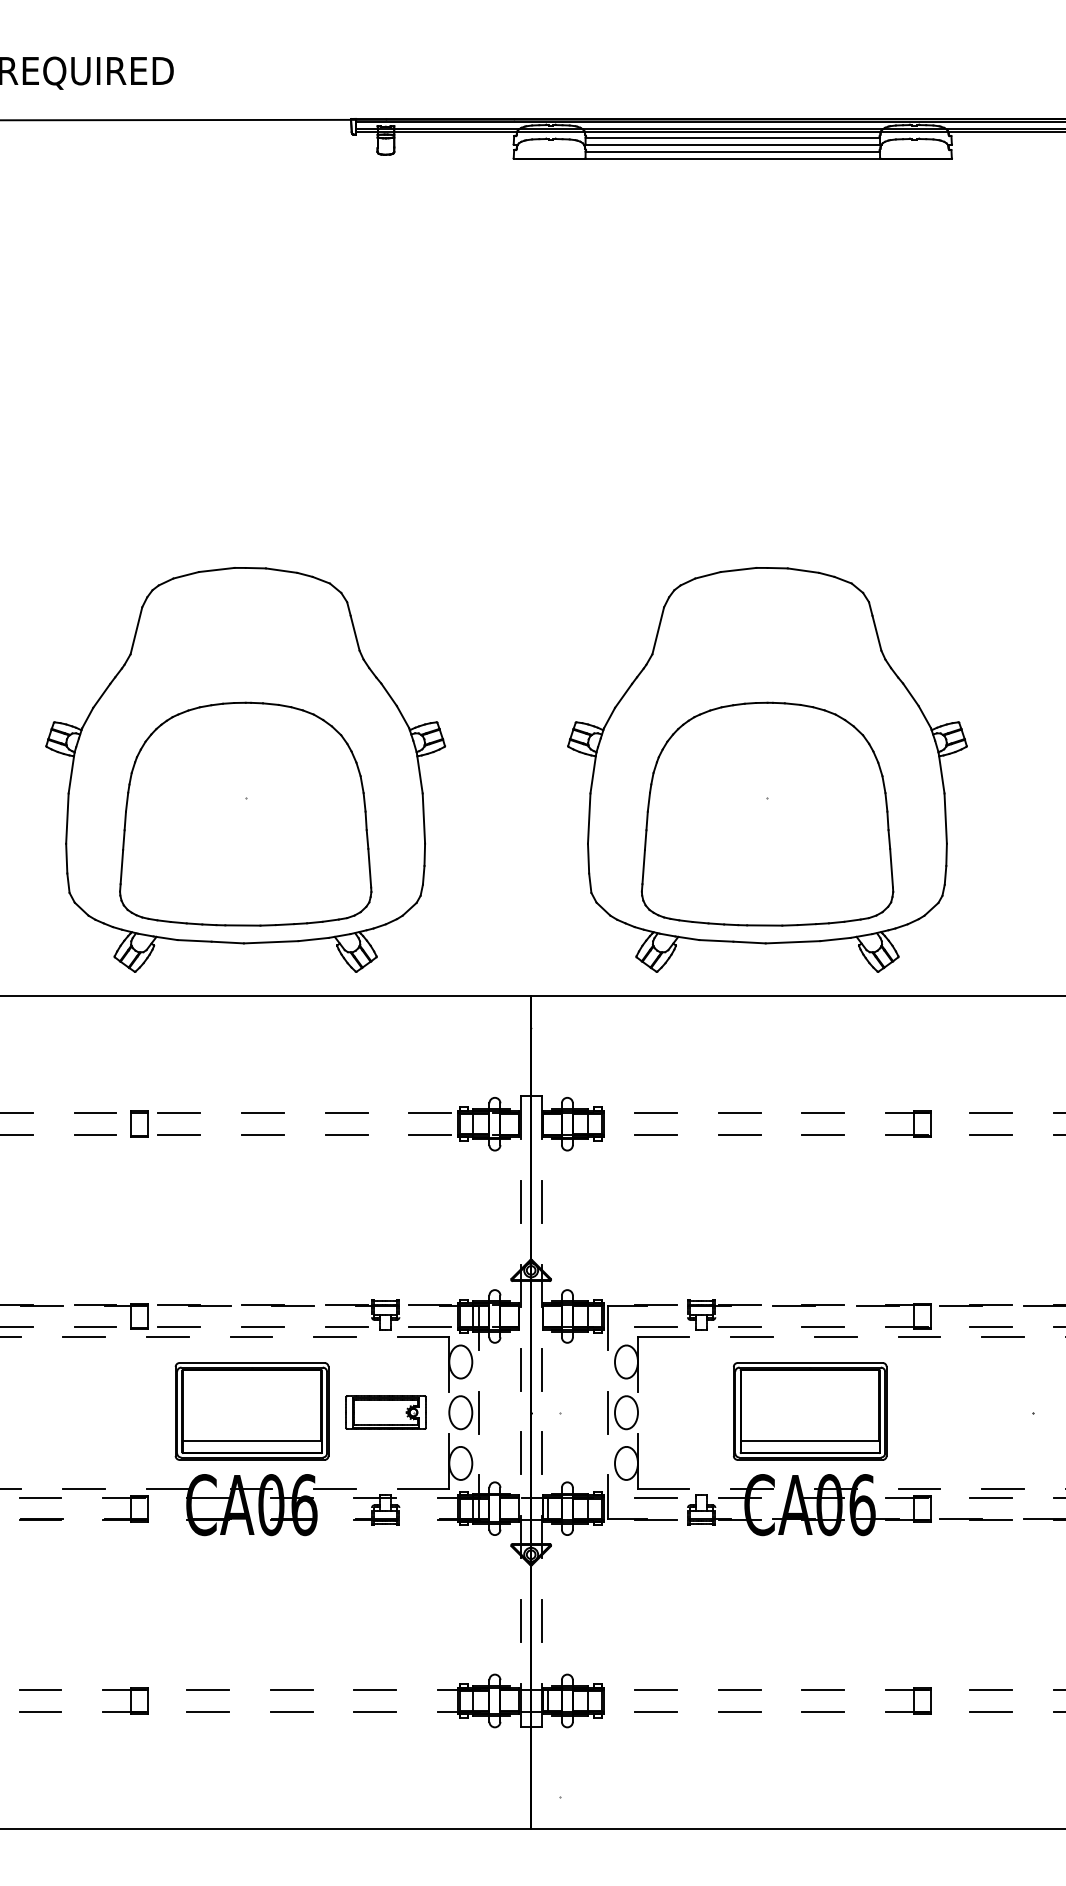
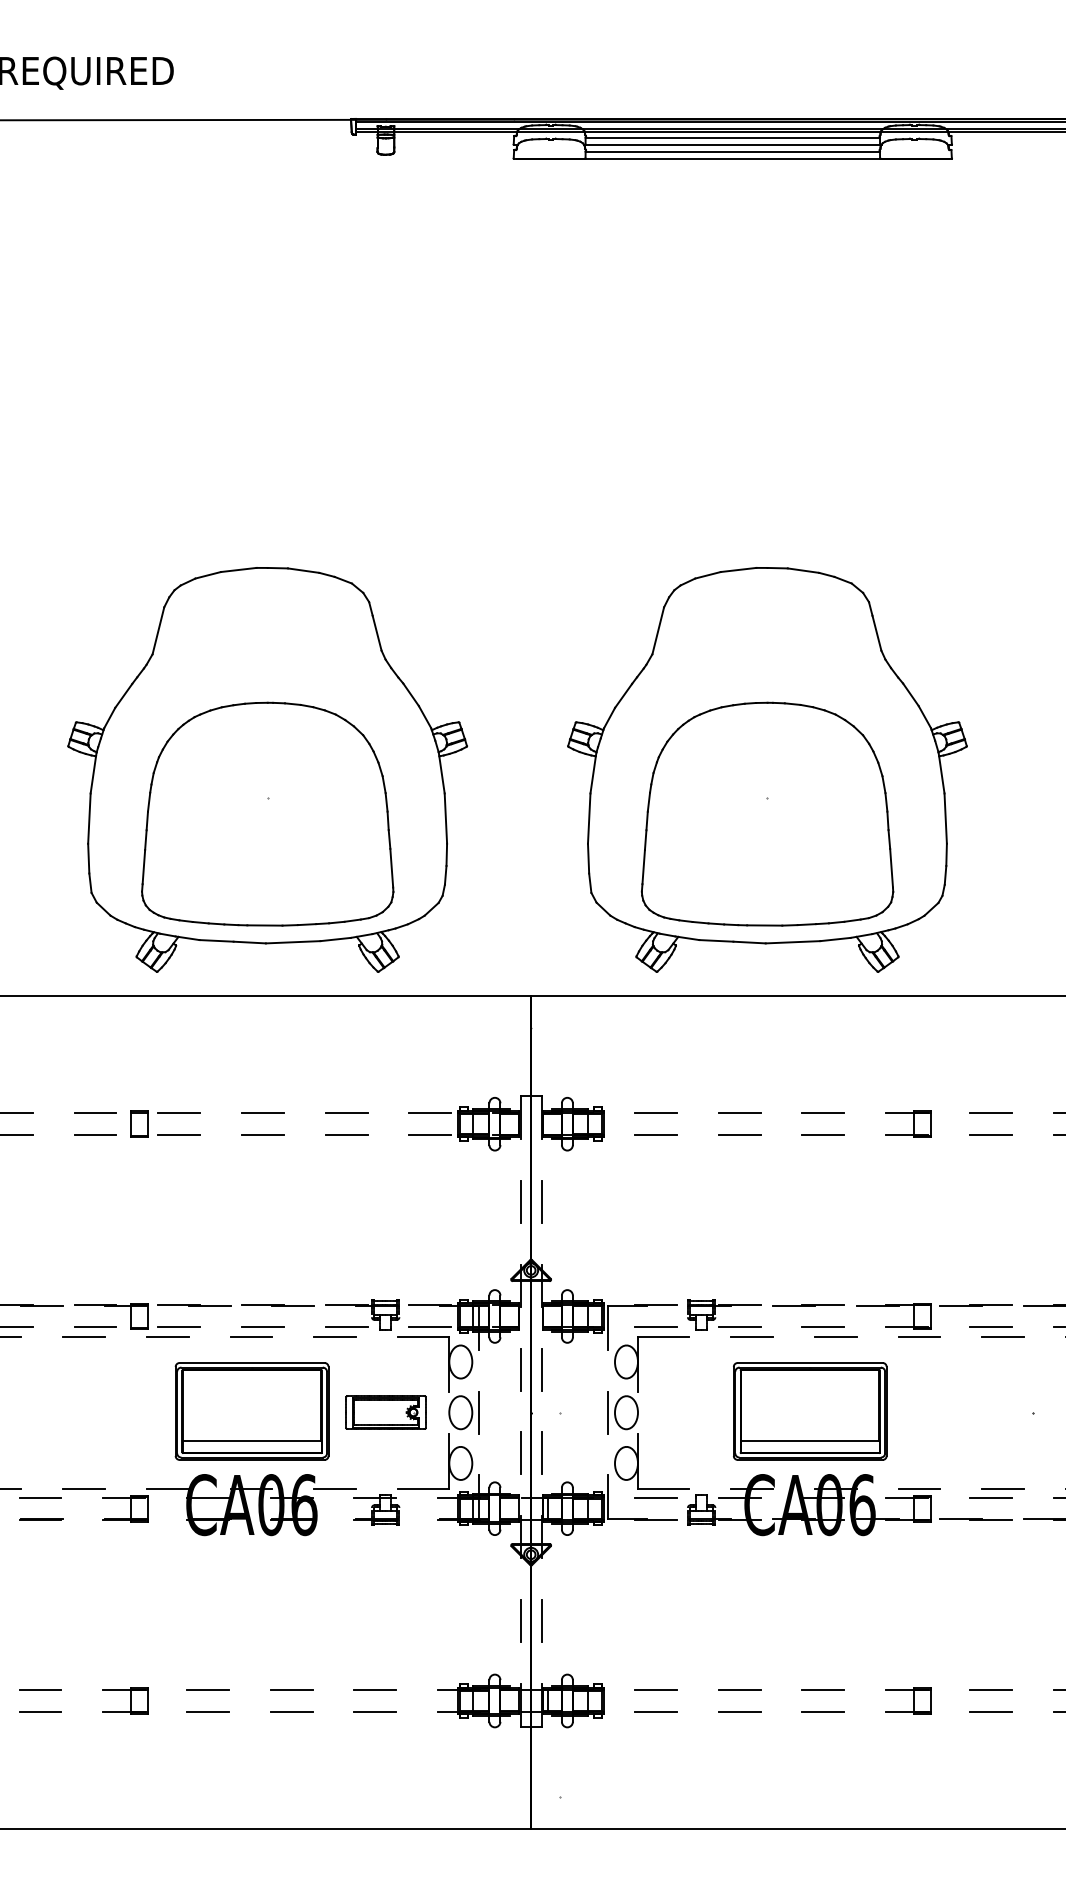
part position: (245, 769) -> (267, 769) (267, 769)
